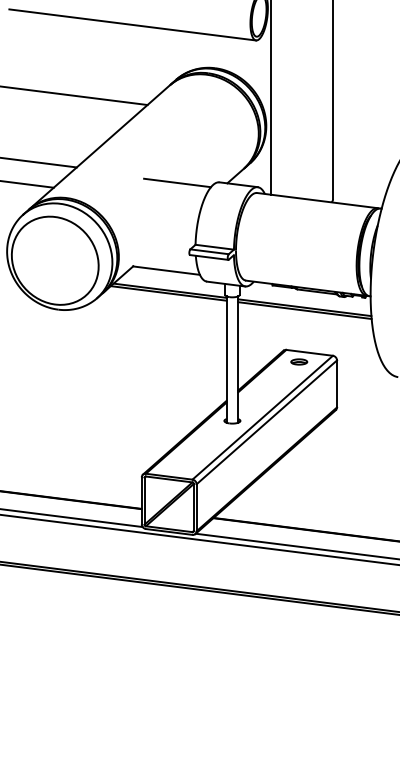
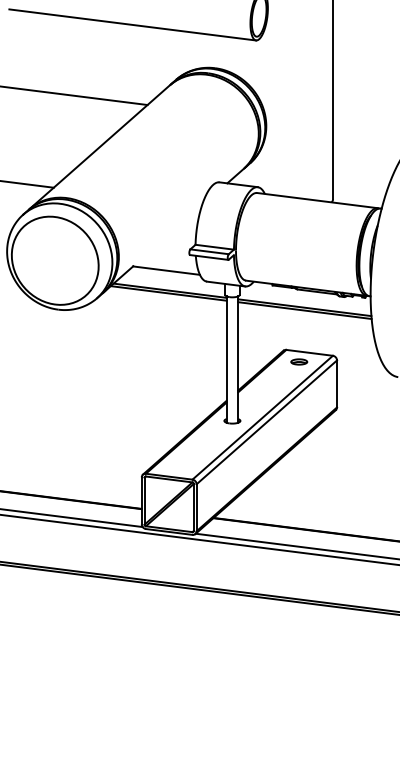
line: present -> none (270, 98)
line: present -> none (39, 162)
line: present -> none (177, 182)
